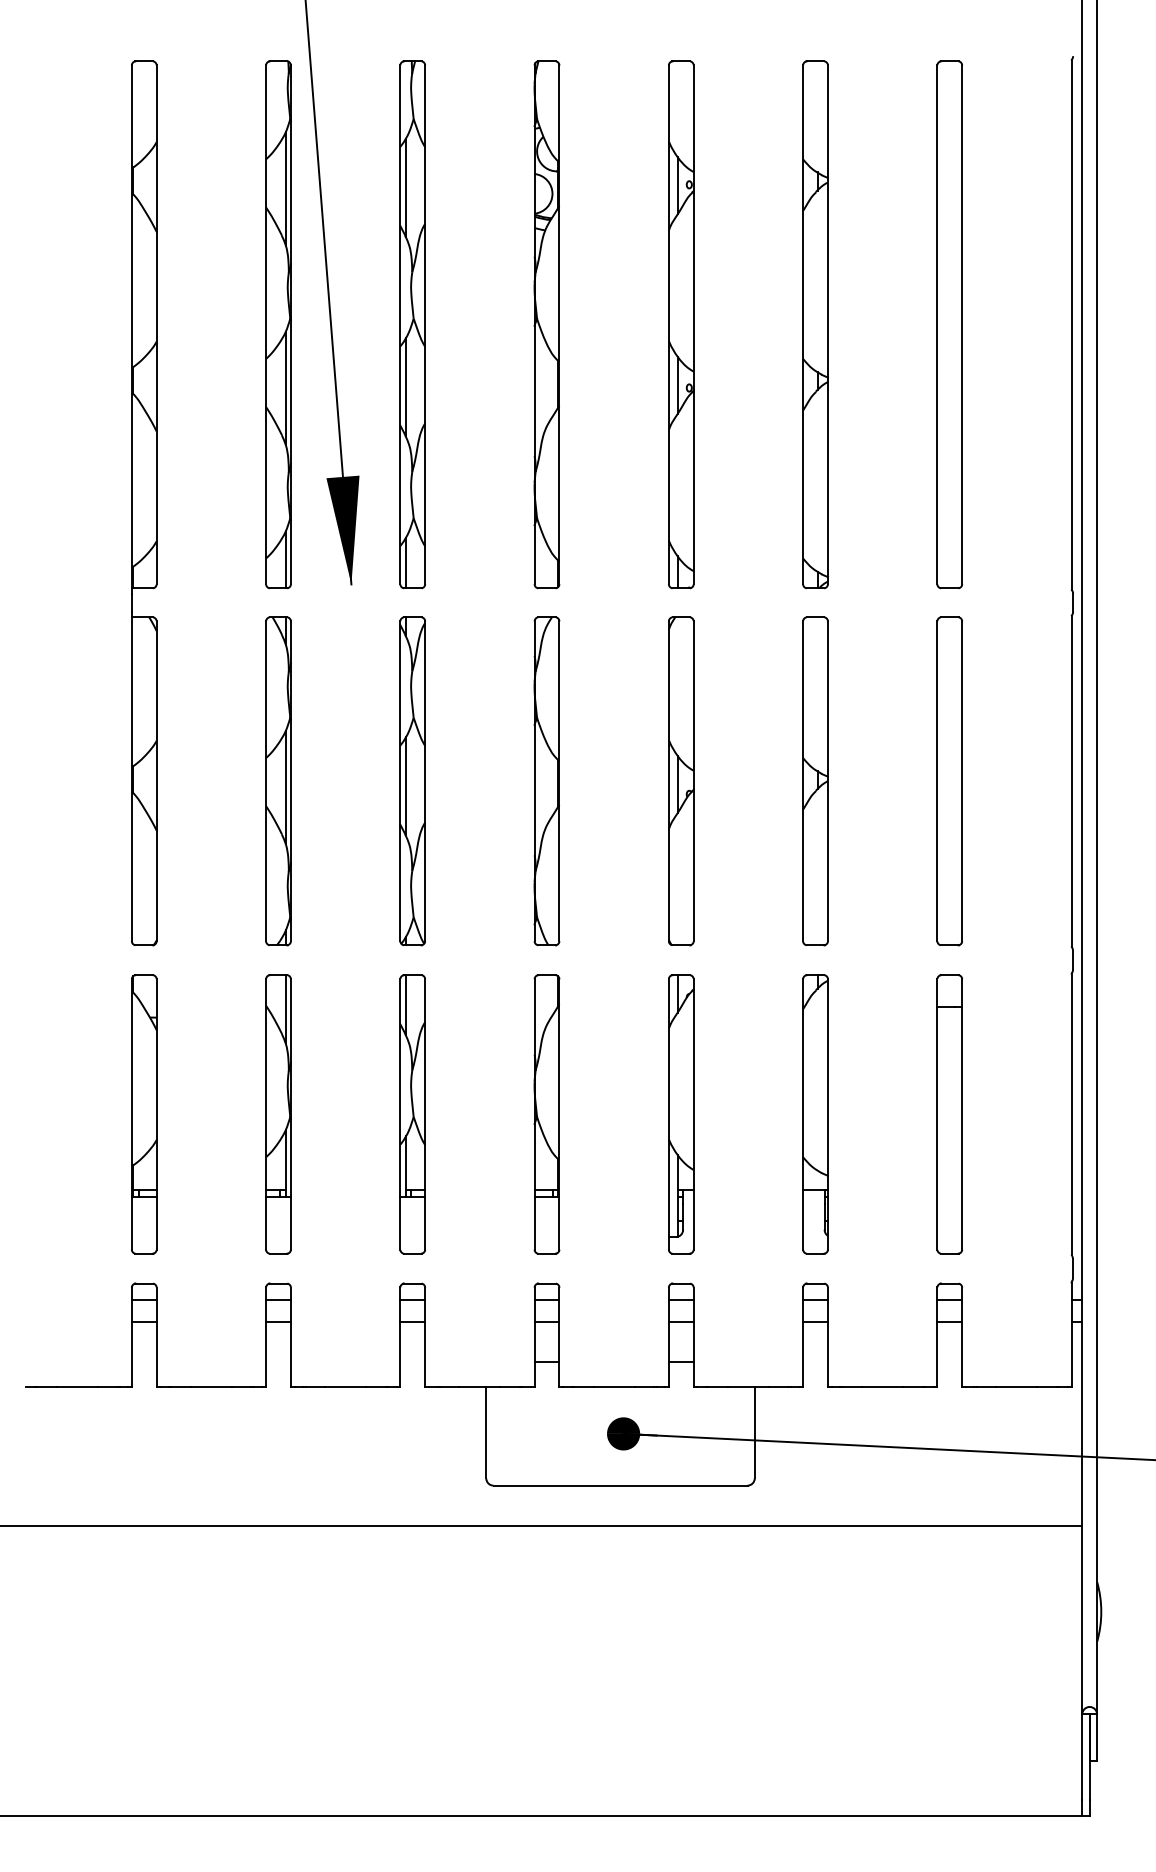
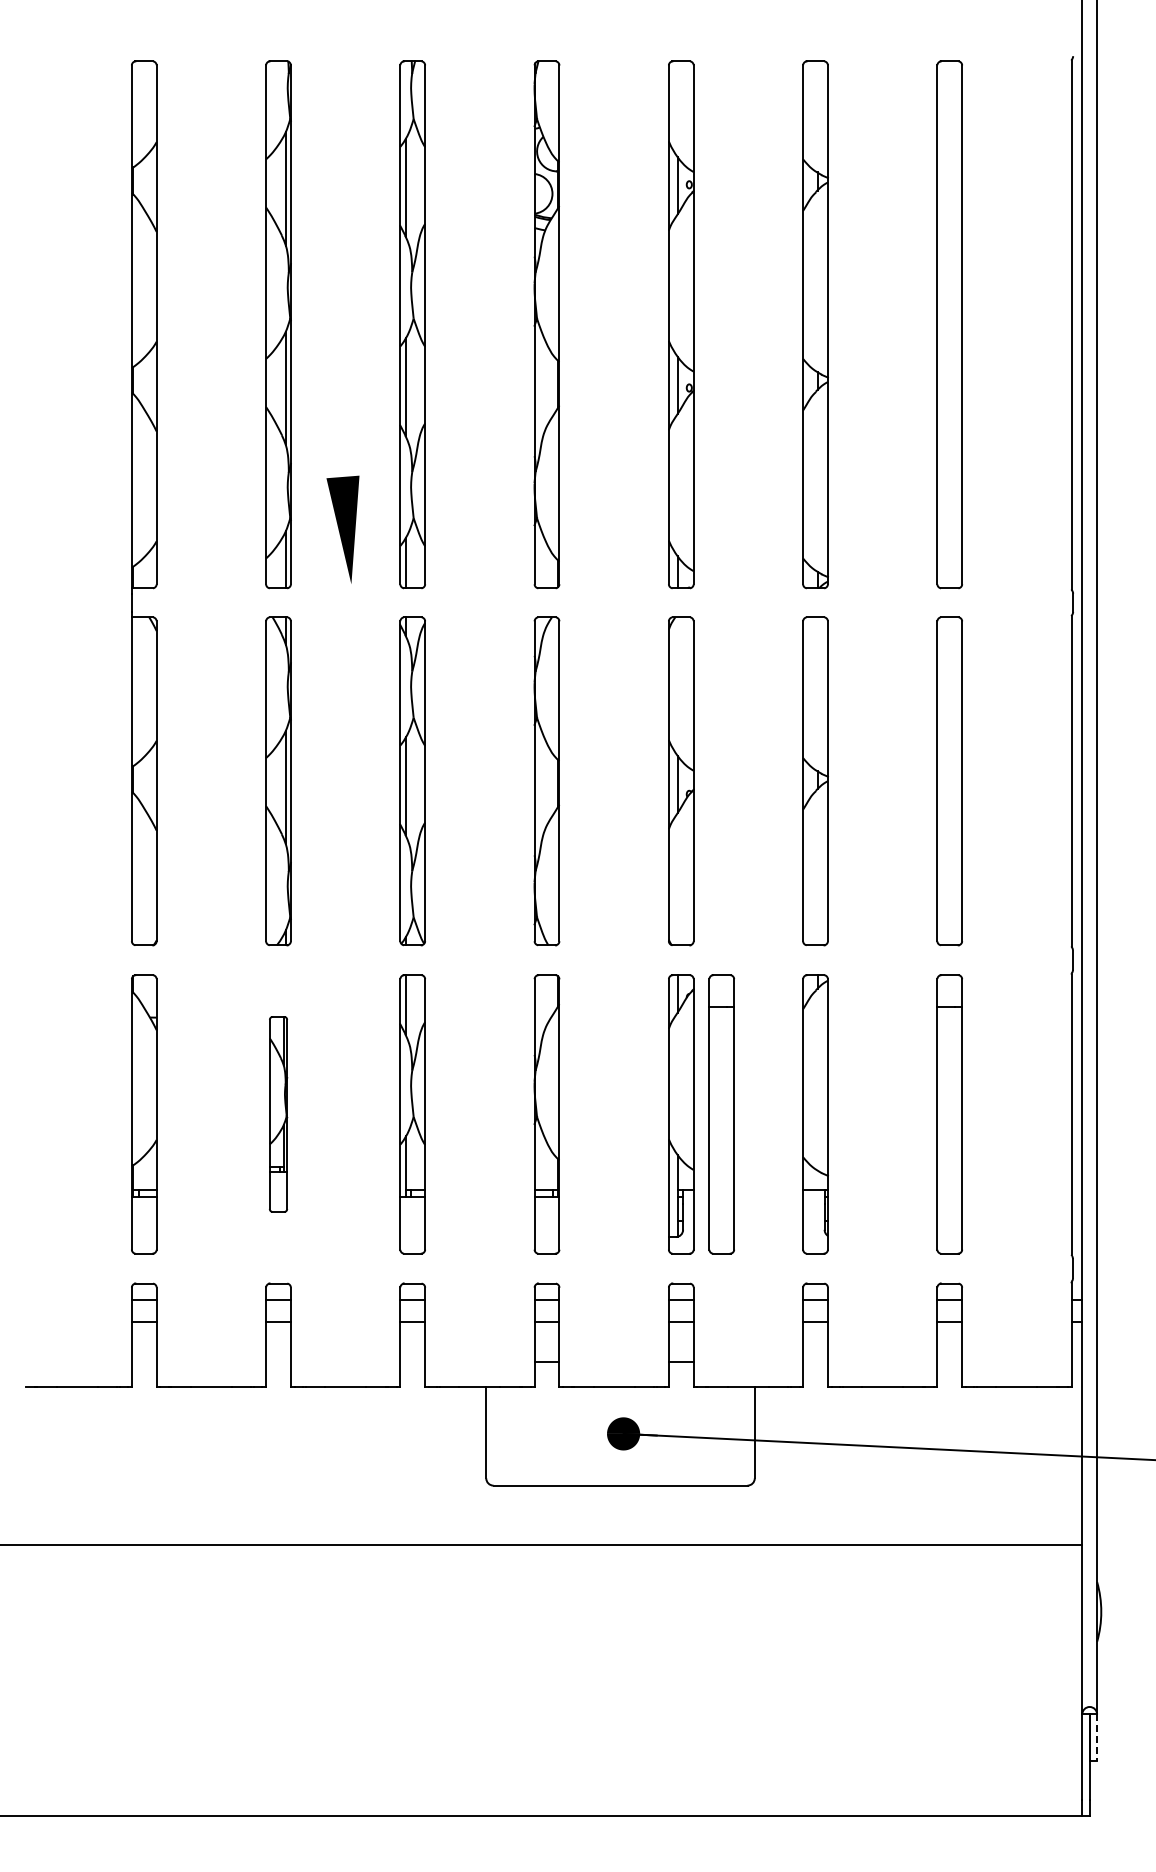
line: present -> none (328, 293)
part size: 27x281 px -> 20x197 px (278, 1114)
part: none -> present (721, 1114)
line position: (542, 1525) -> (542, 1544) (542, 1544)
line: solid -> dashed (1097, 1738)
